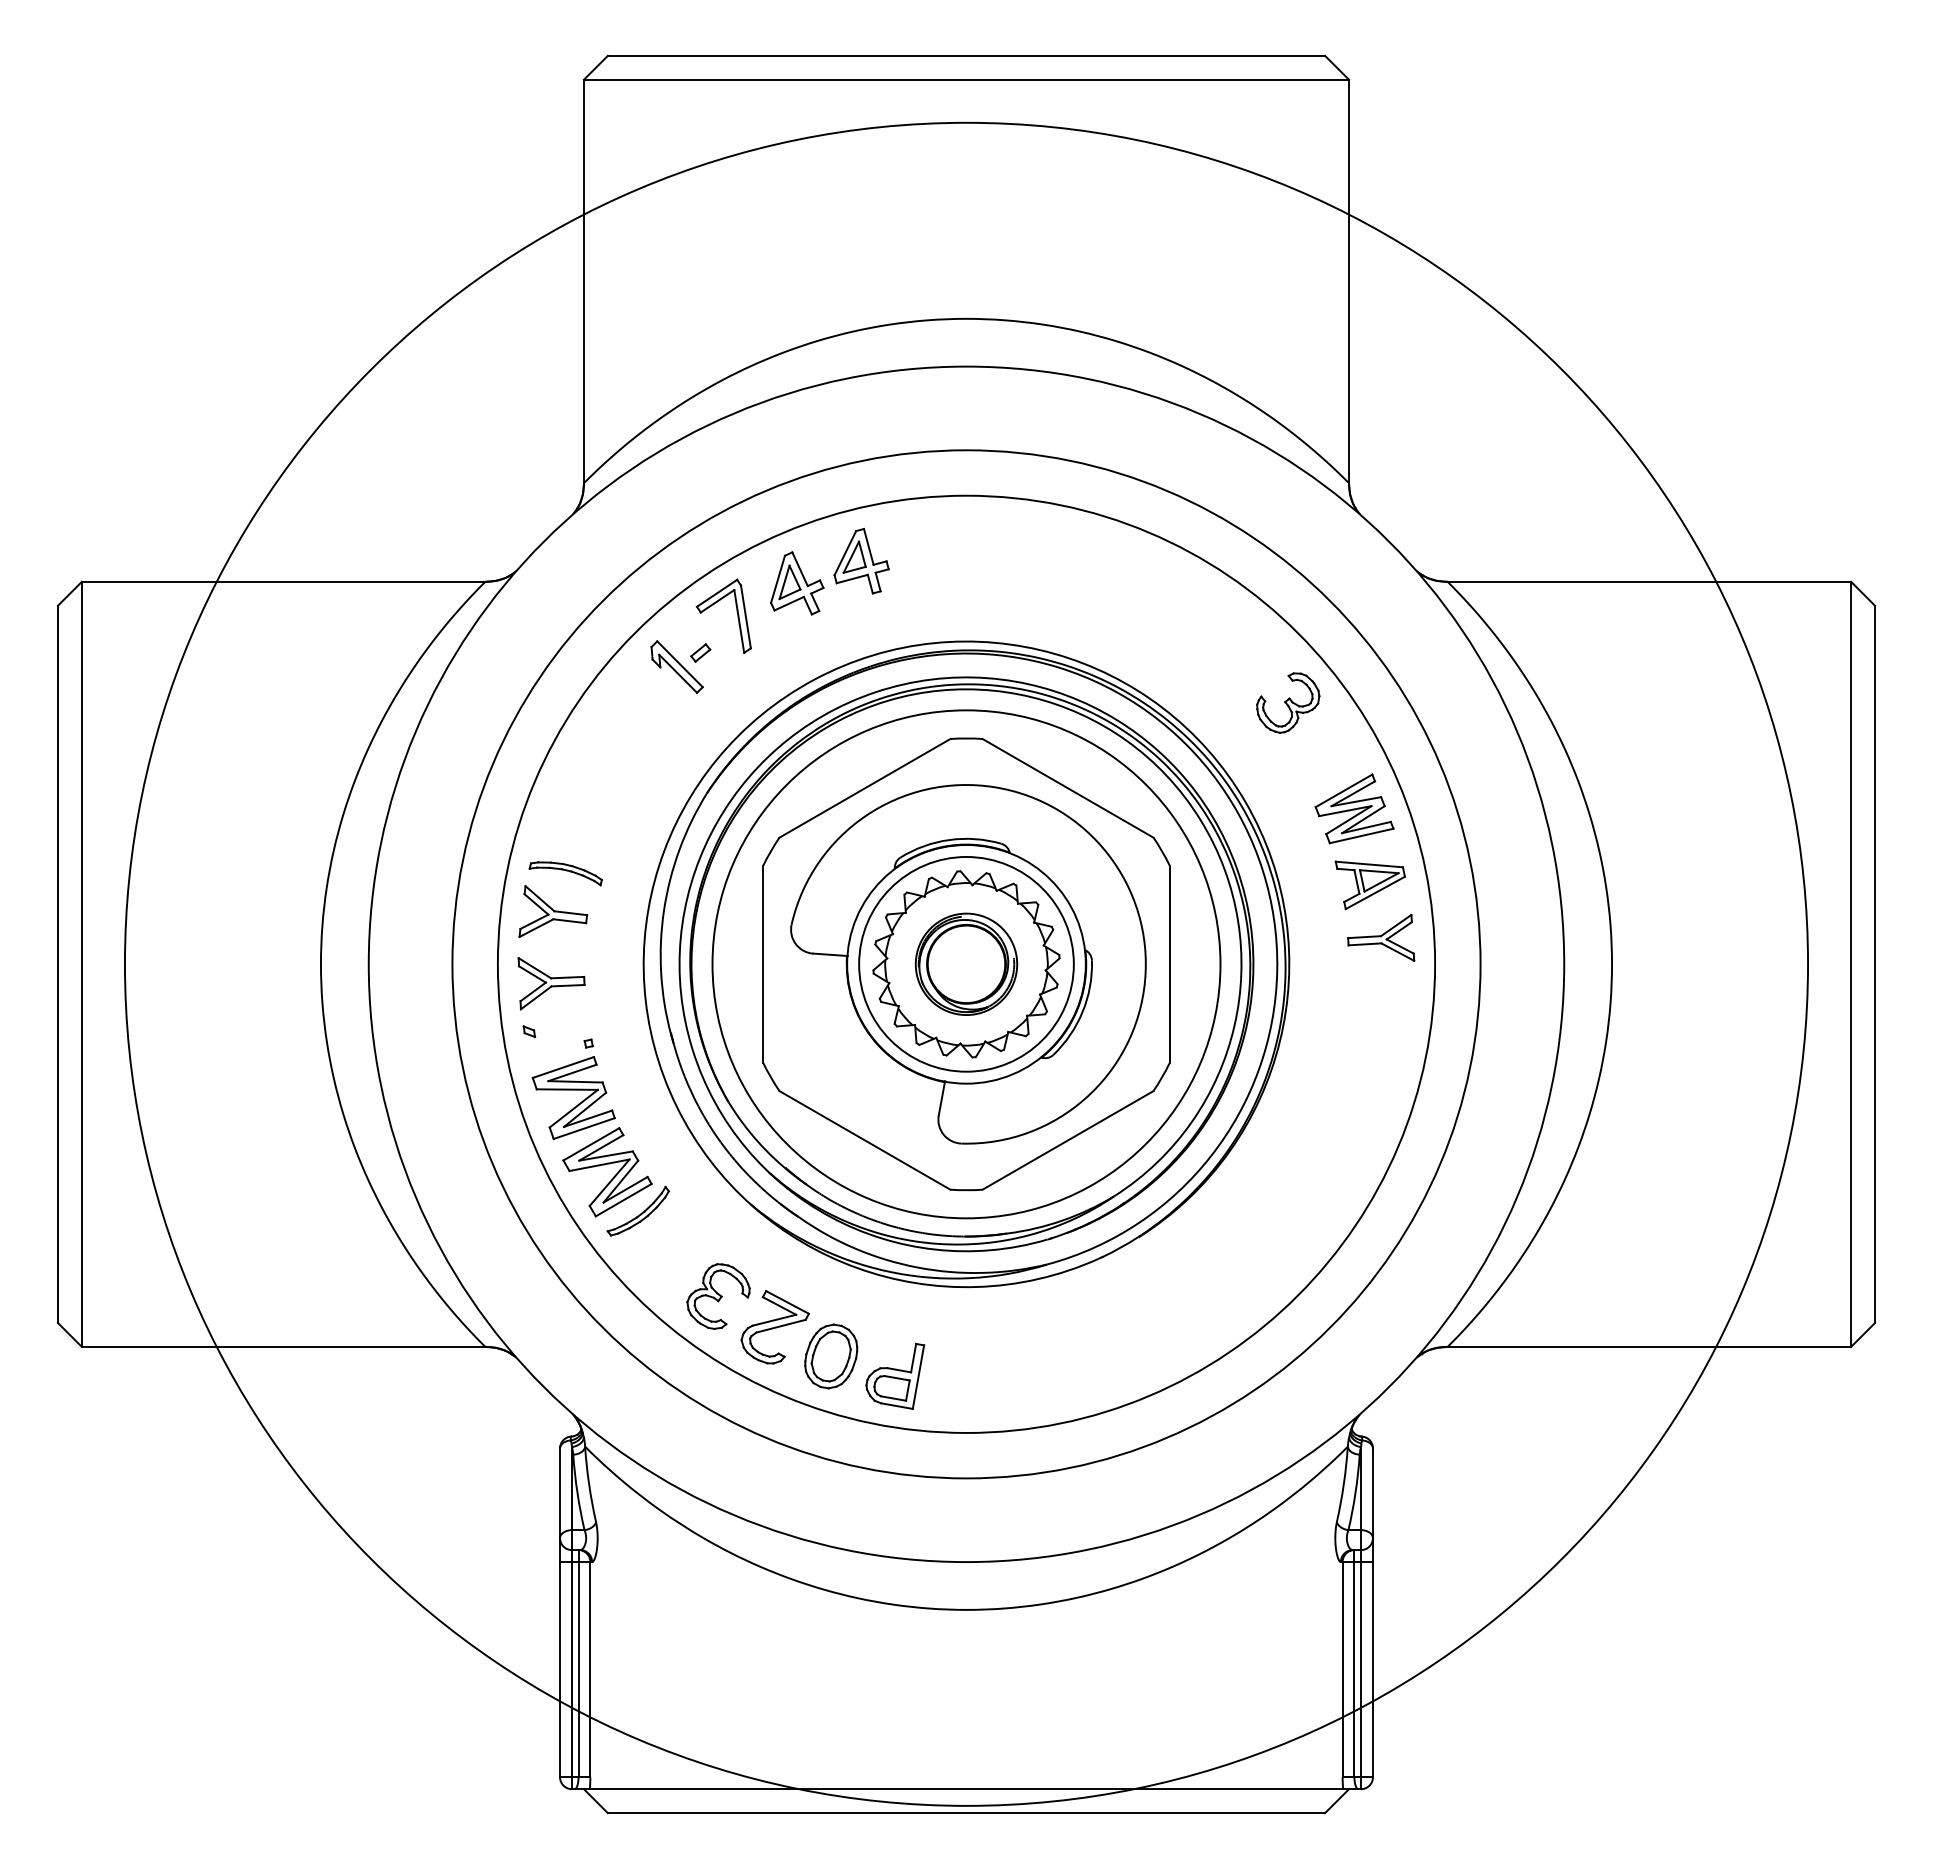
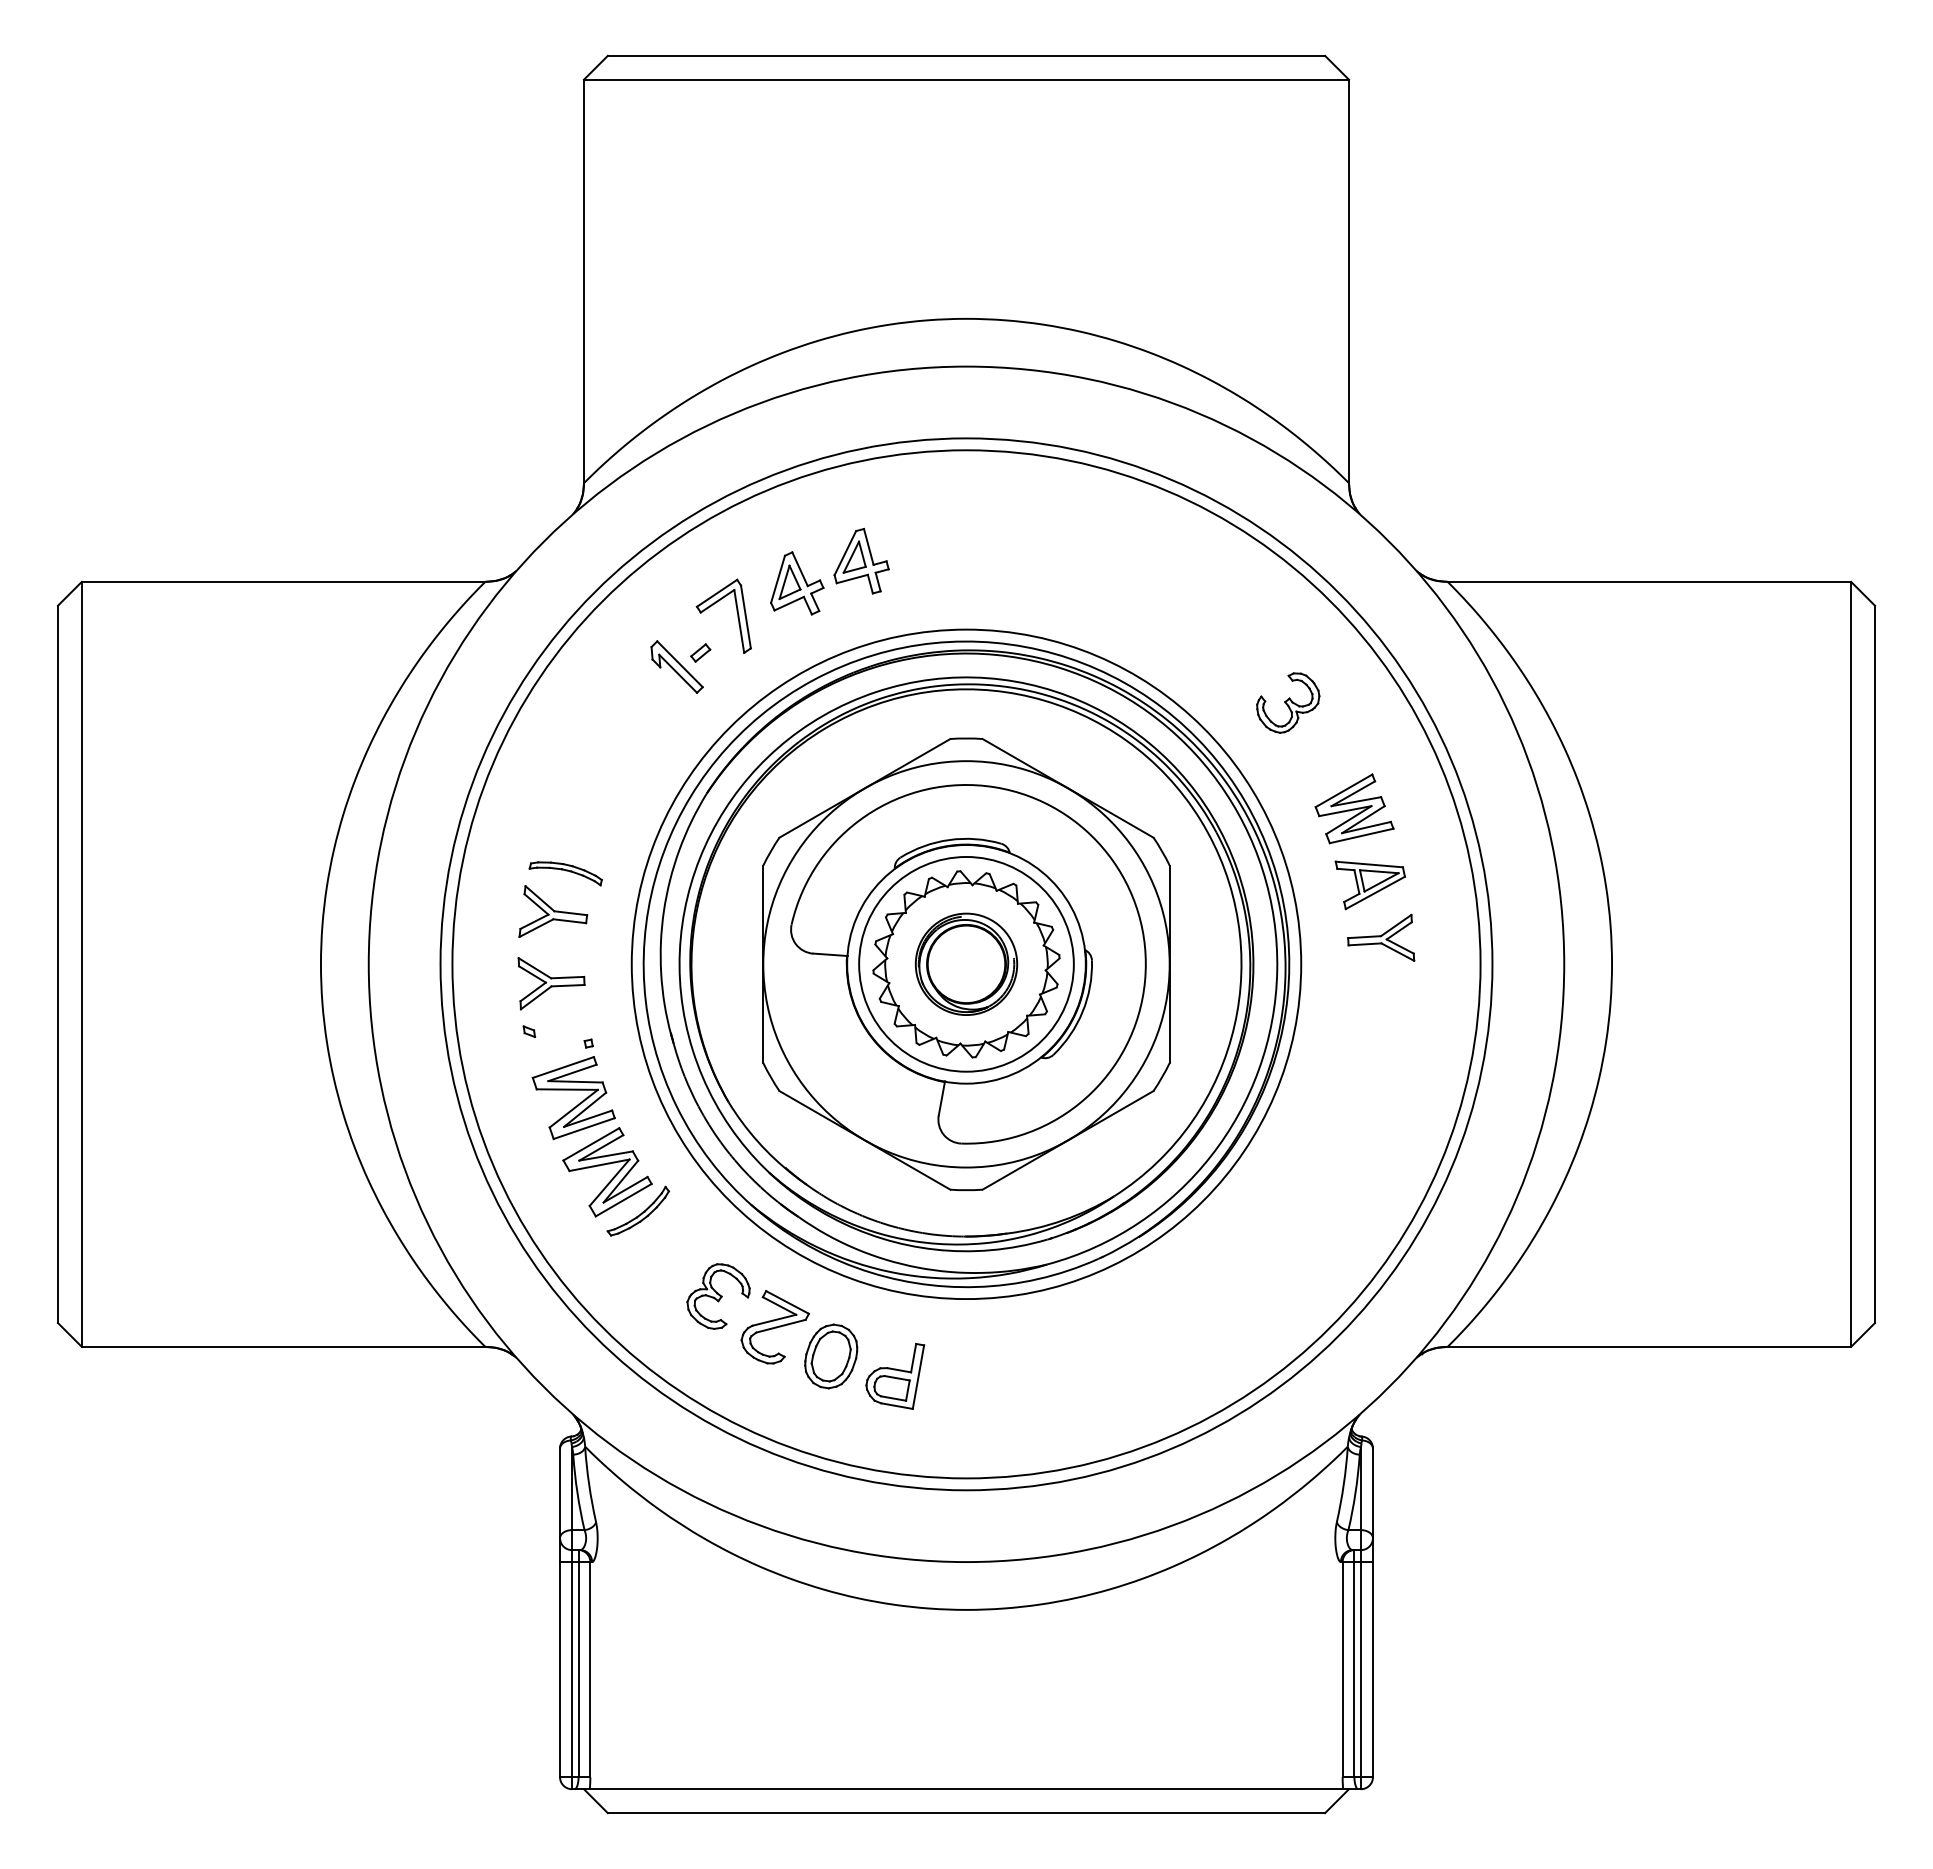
circle diameter: 1683 px -> 1052 px (966, 964)
circle diameter: 937 px -> 669 px (966, 964)
circle diameter: 508 px -> 406 px (966, 964)
